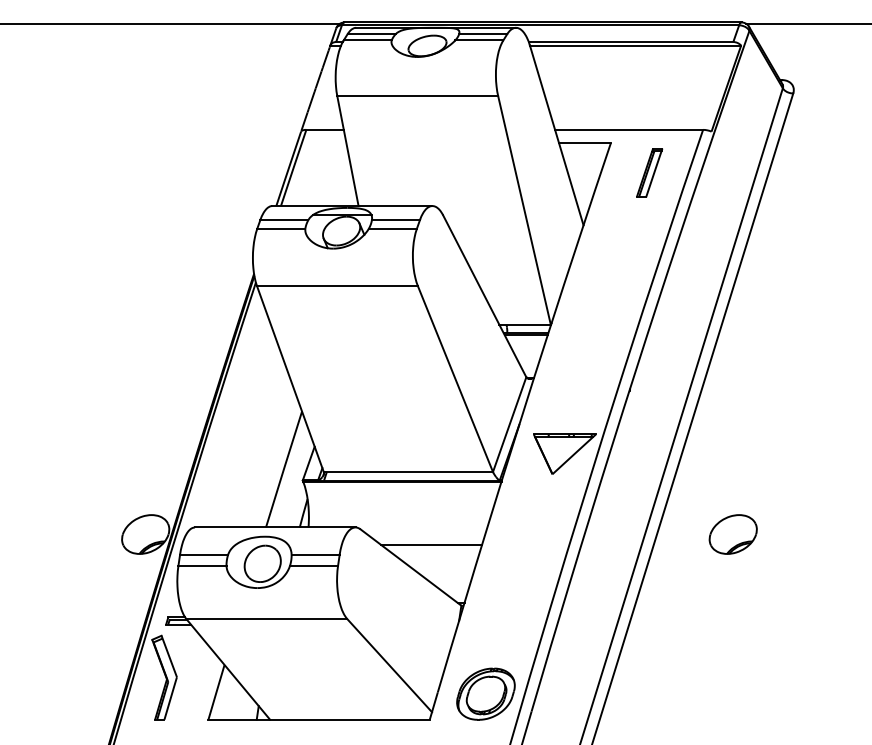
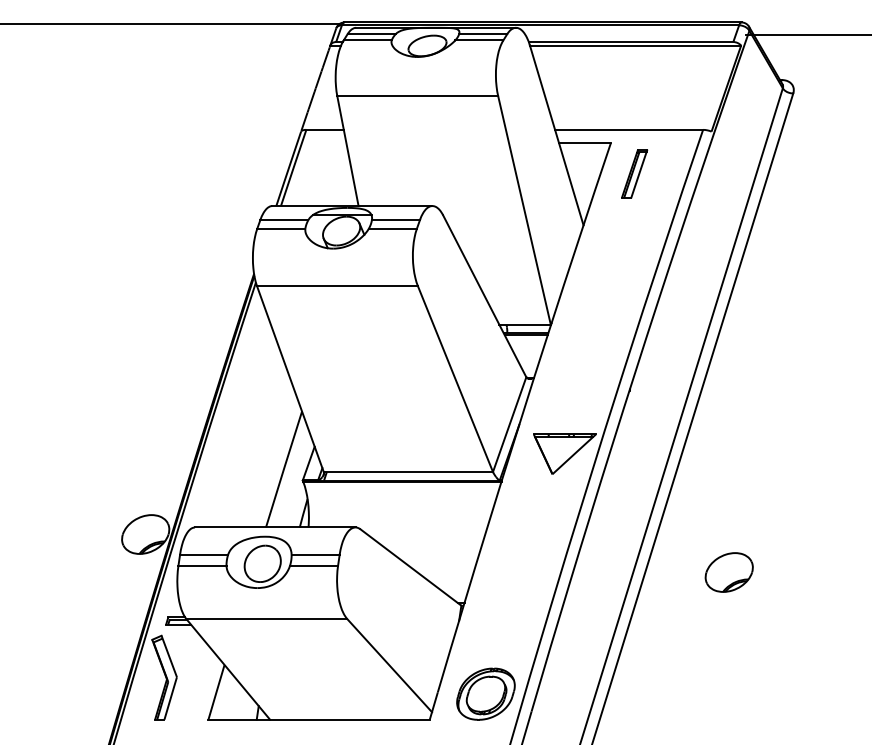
line position: (807, 23) -> (807, 34) (807, 34)
part position: (649, 172) -> (634, 173) (634, 173)
part position: (732, 534) -> (728, 572) (728, 572)
line: present -> none (431, 544)
